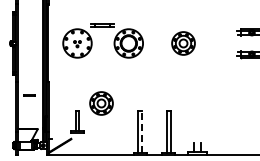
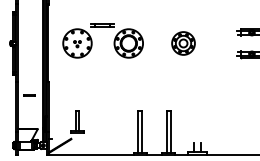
part: present -> none (101, 103)
line: dashed -> solid (142, 132)
